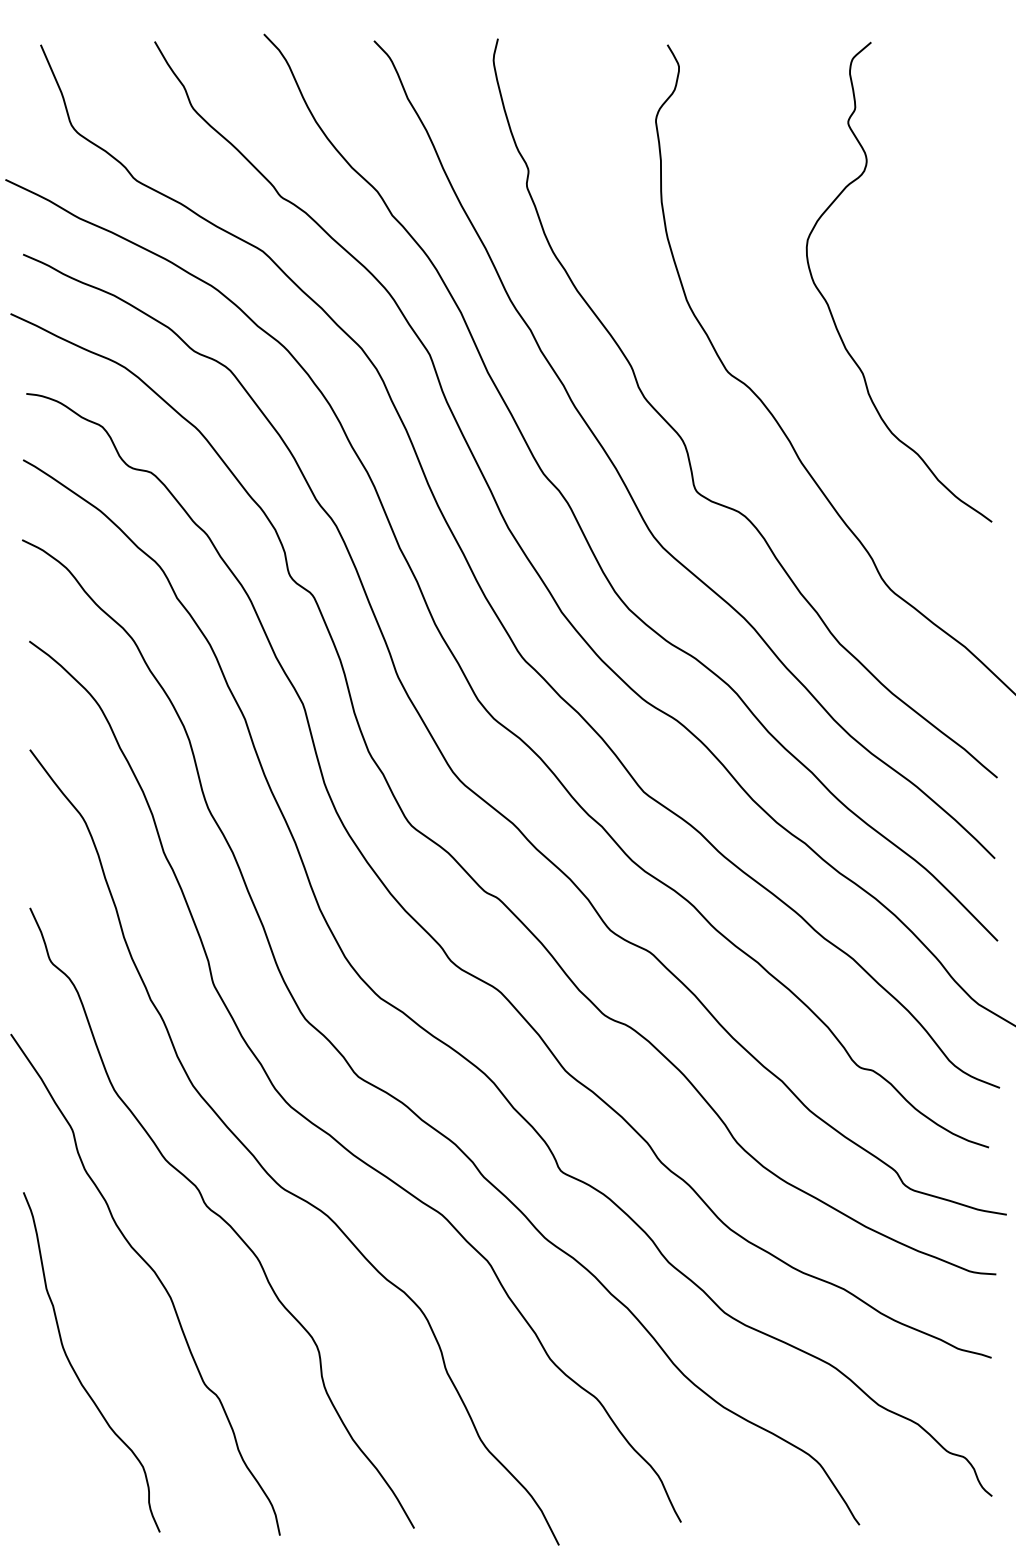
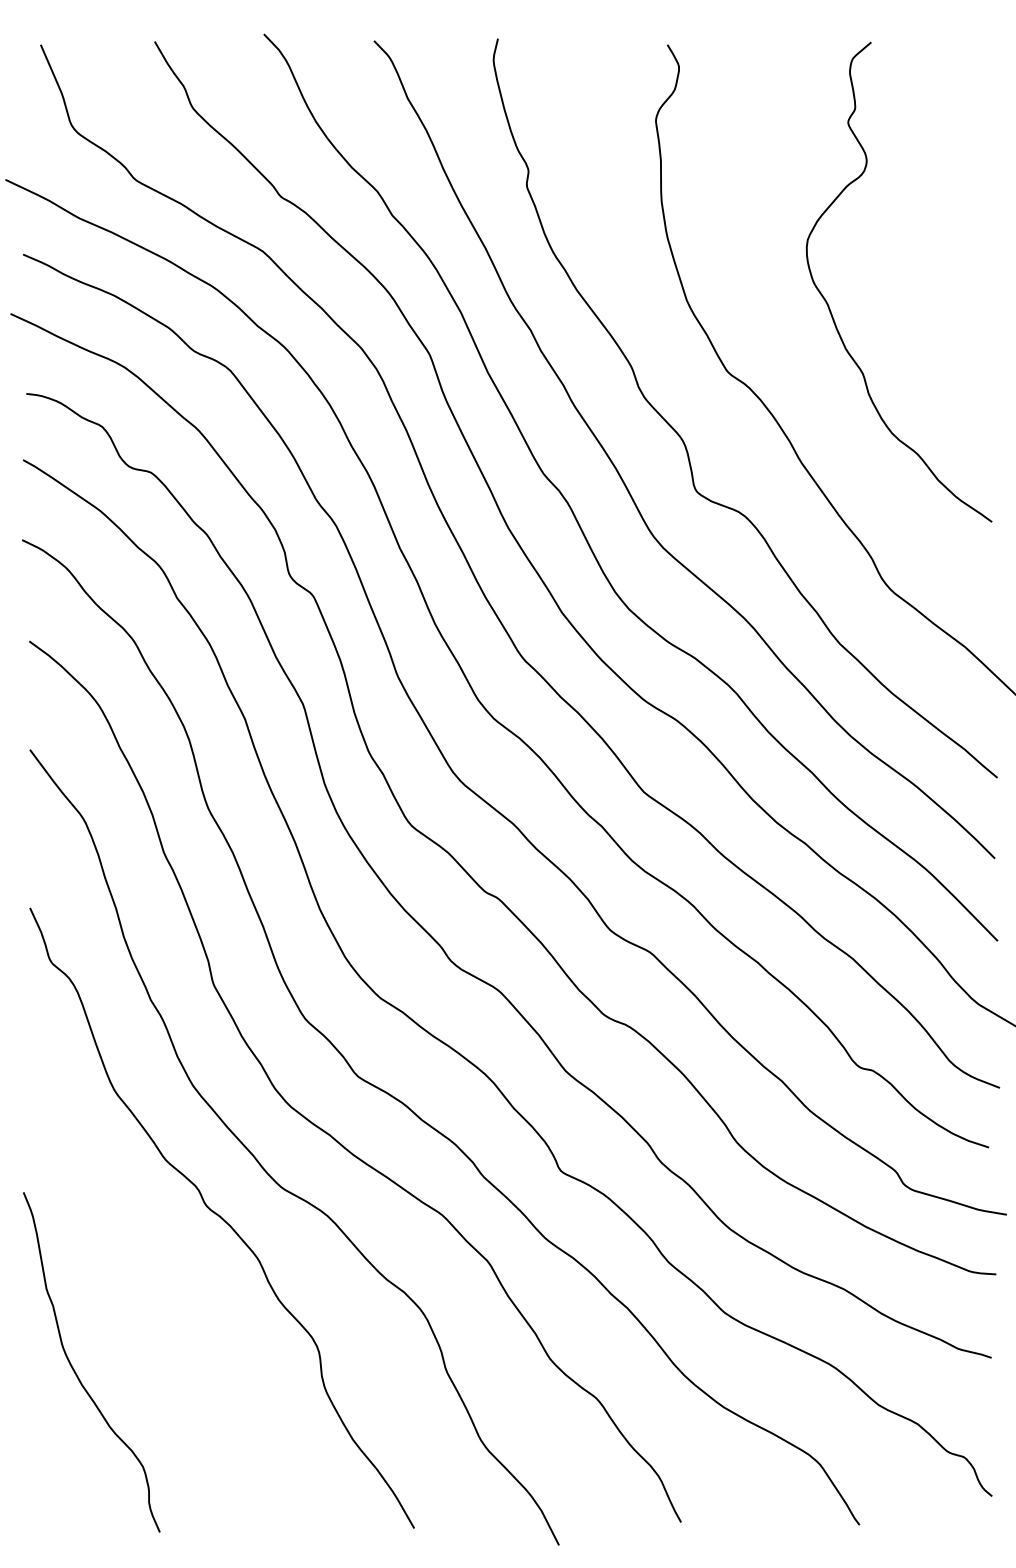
curve: present -> none (157, 1278)
